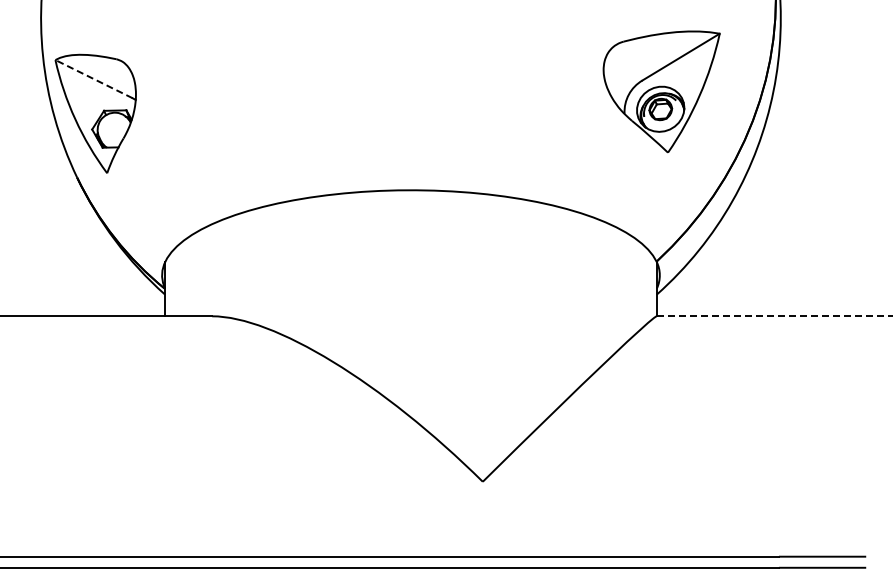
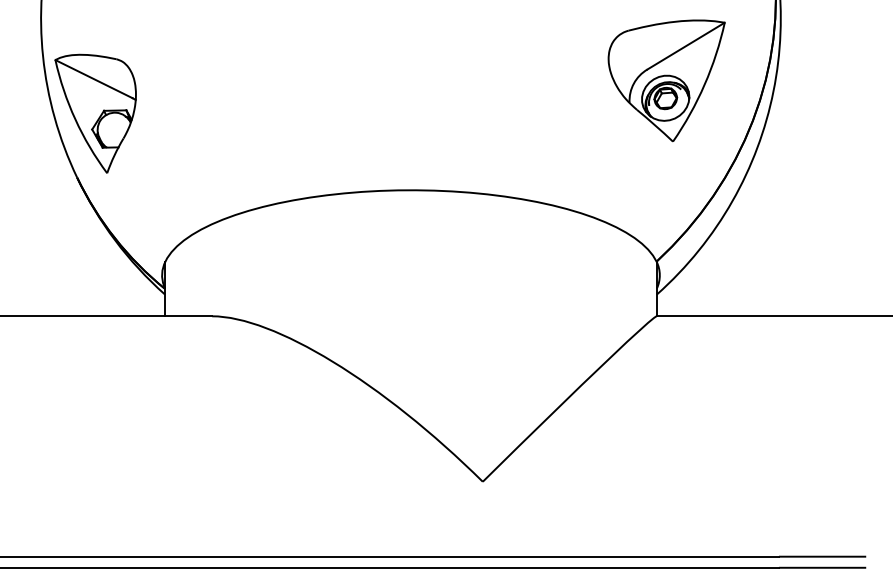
line: dashed -> solid (93, 78)
part position: (661, 91) -> (666, 80) (666, 80)
line: dashed -> solid (774, 316)
